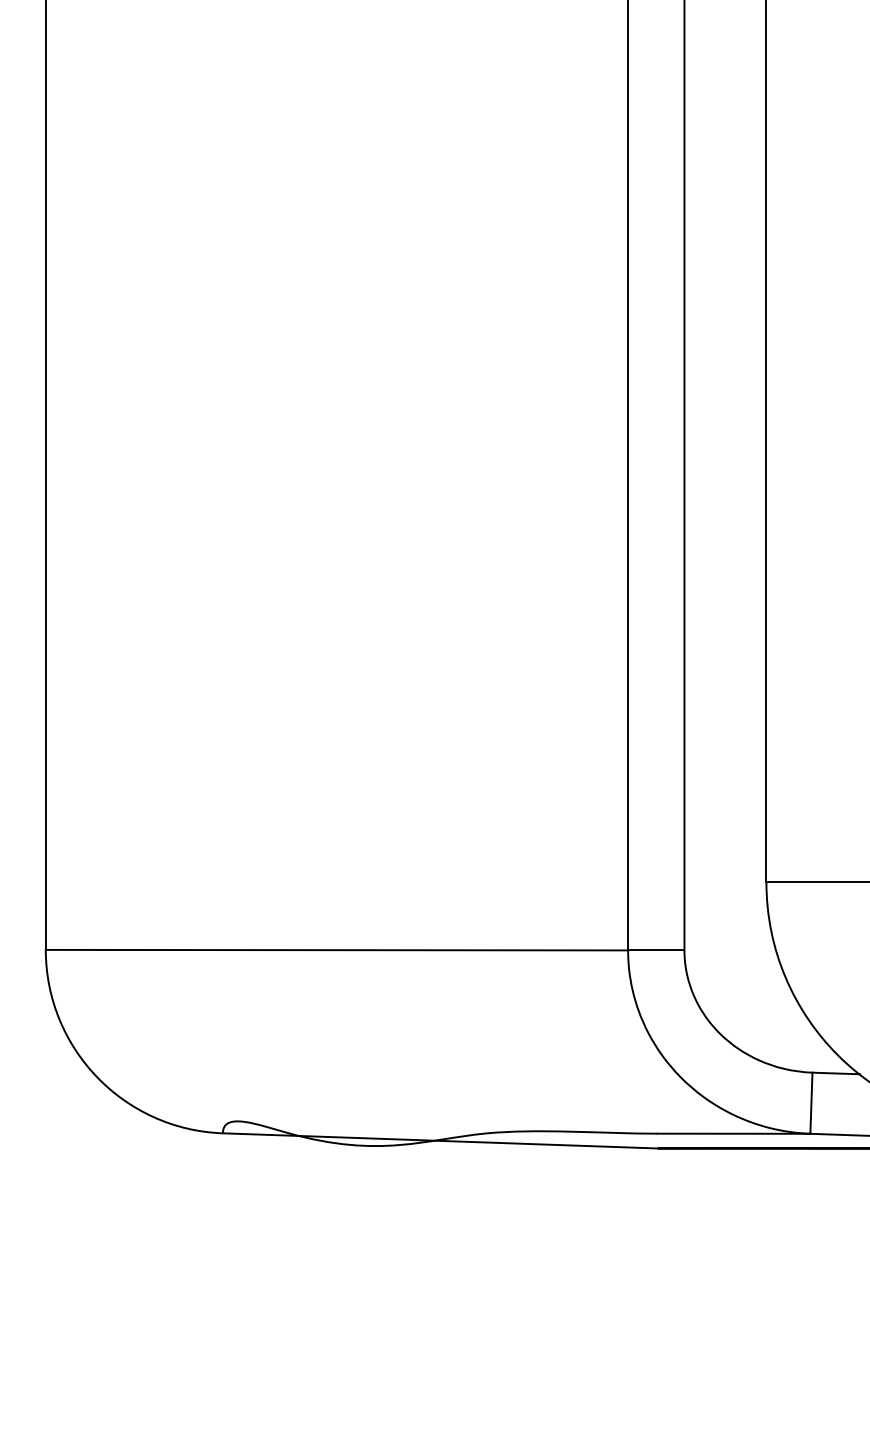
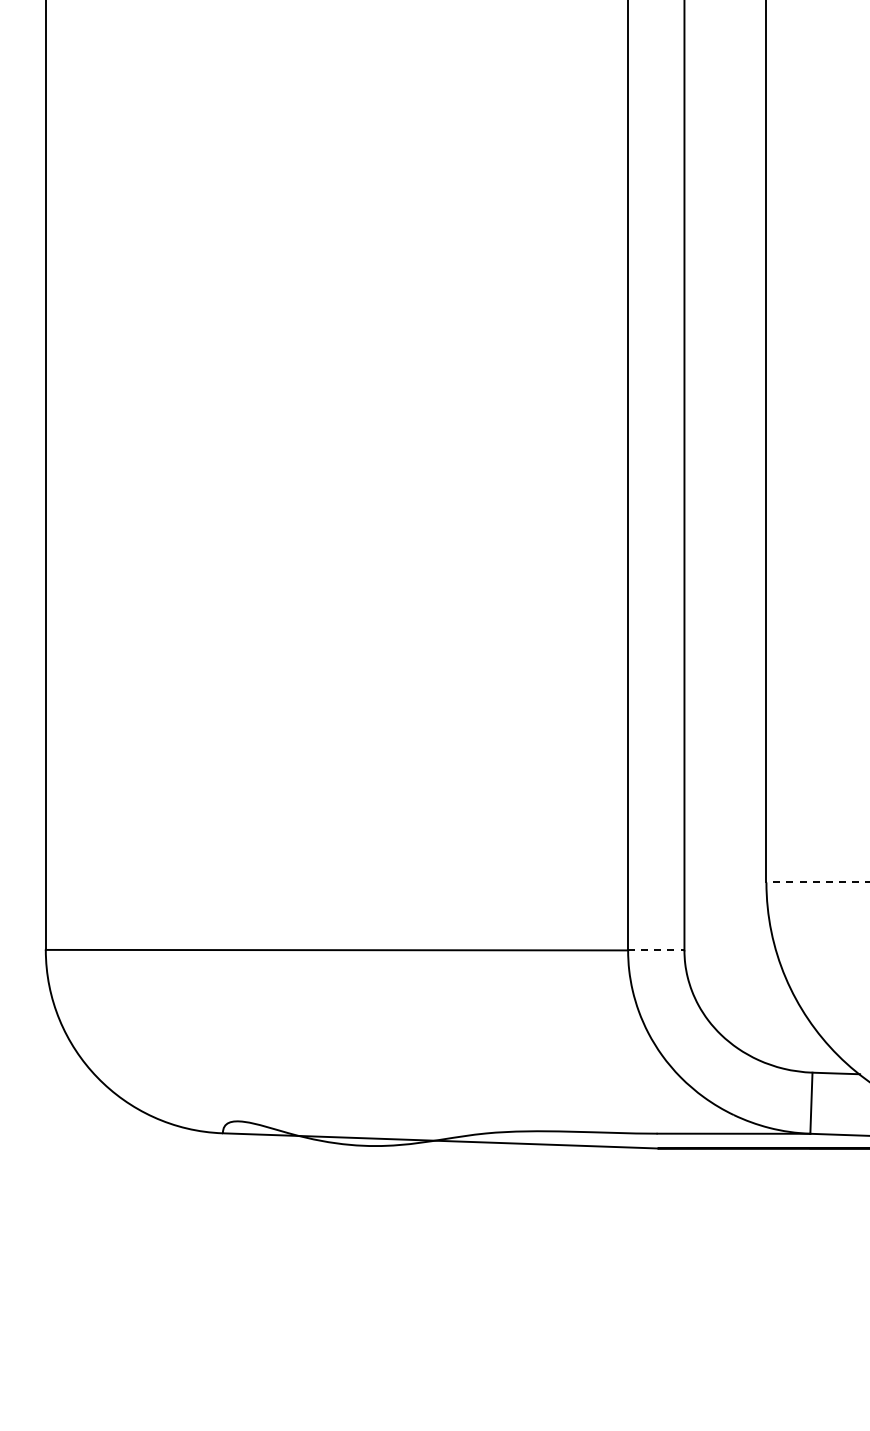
line: solid -> dashed (817, 882)
line: solid -> dashed (656, 950)
